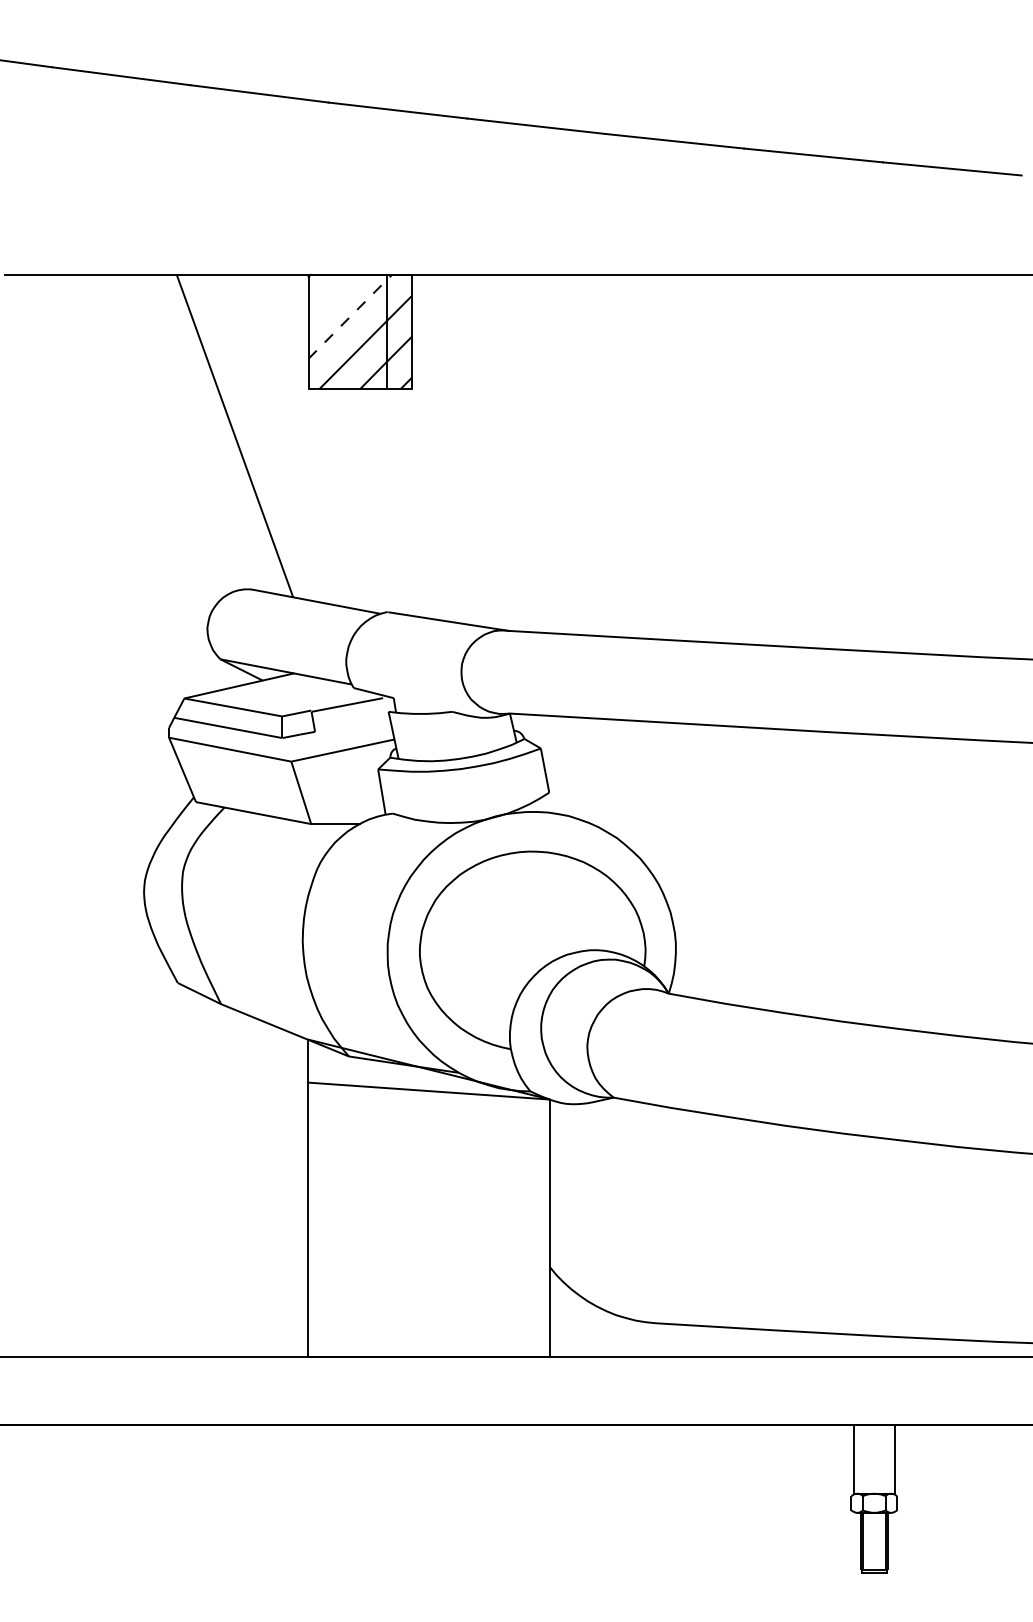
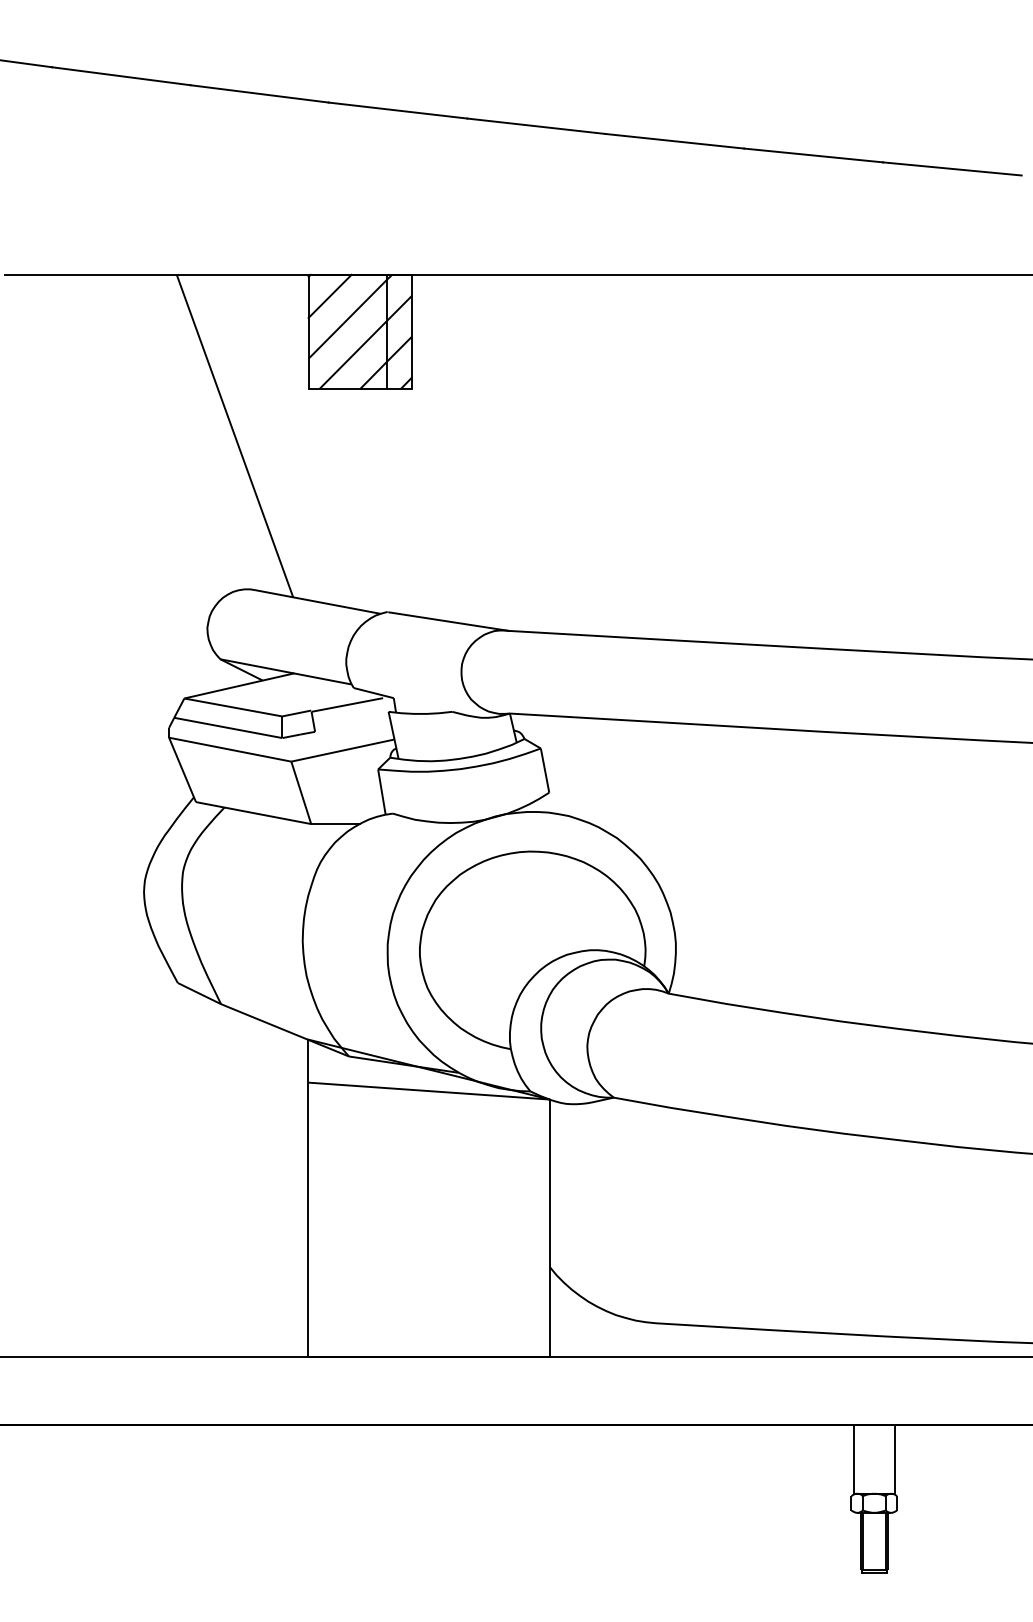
line: none -> present (329, 295)
line: dashed -> solid (350, 316)
